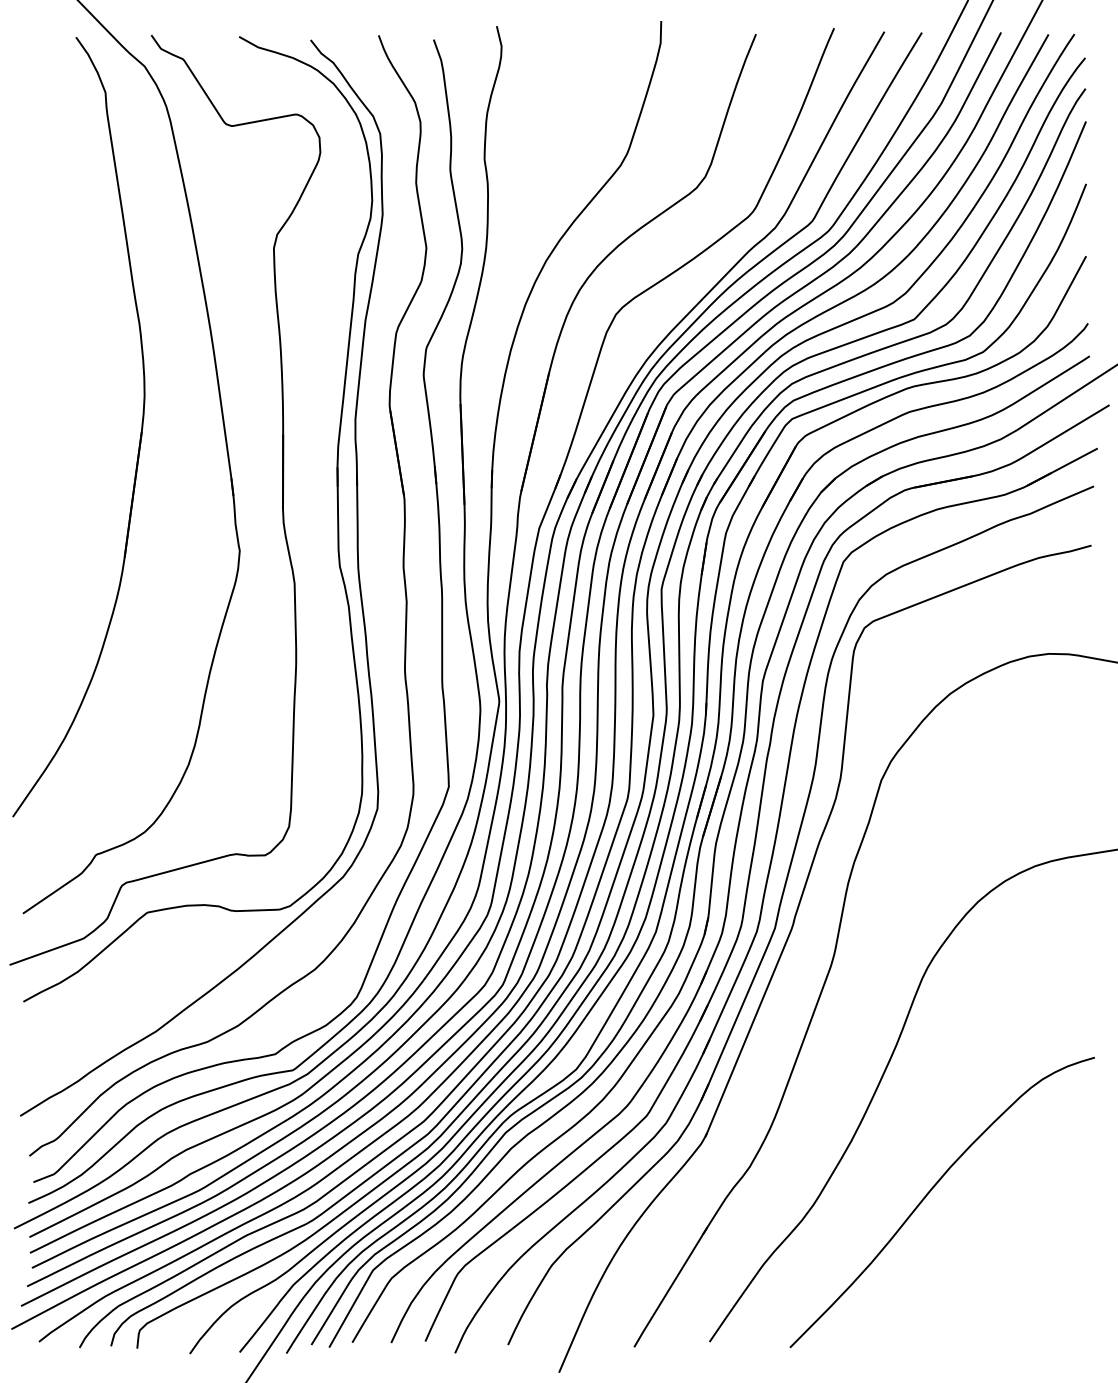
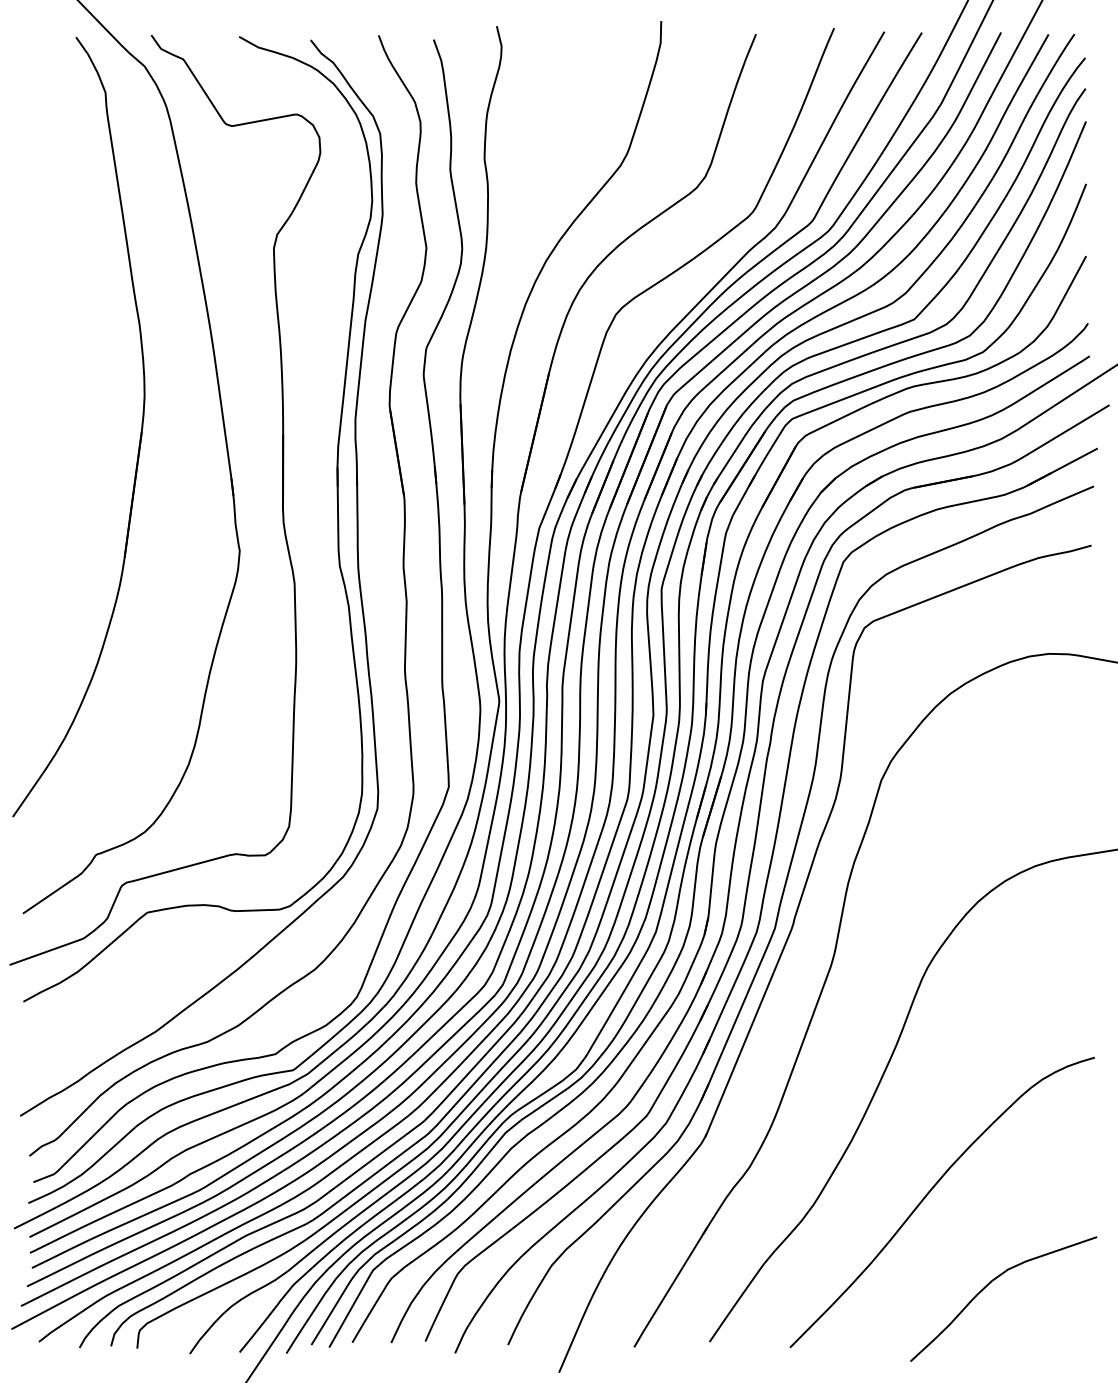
curve: none -> present (993, 1281)
